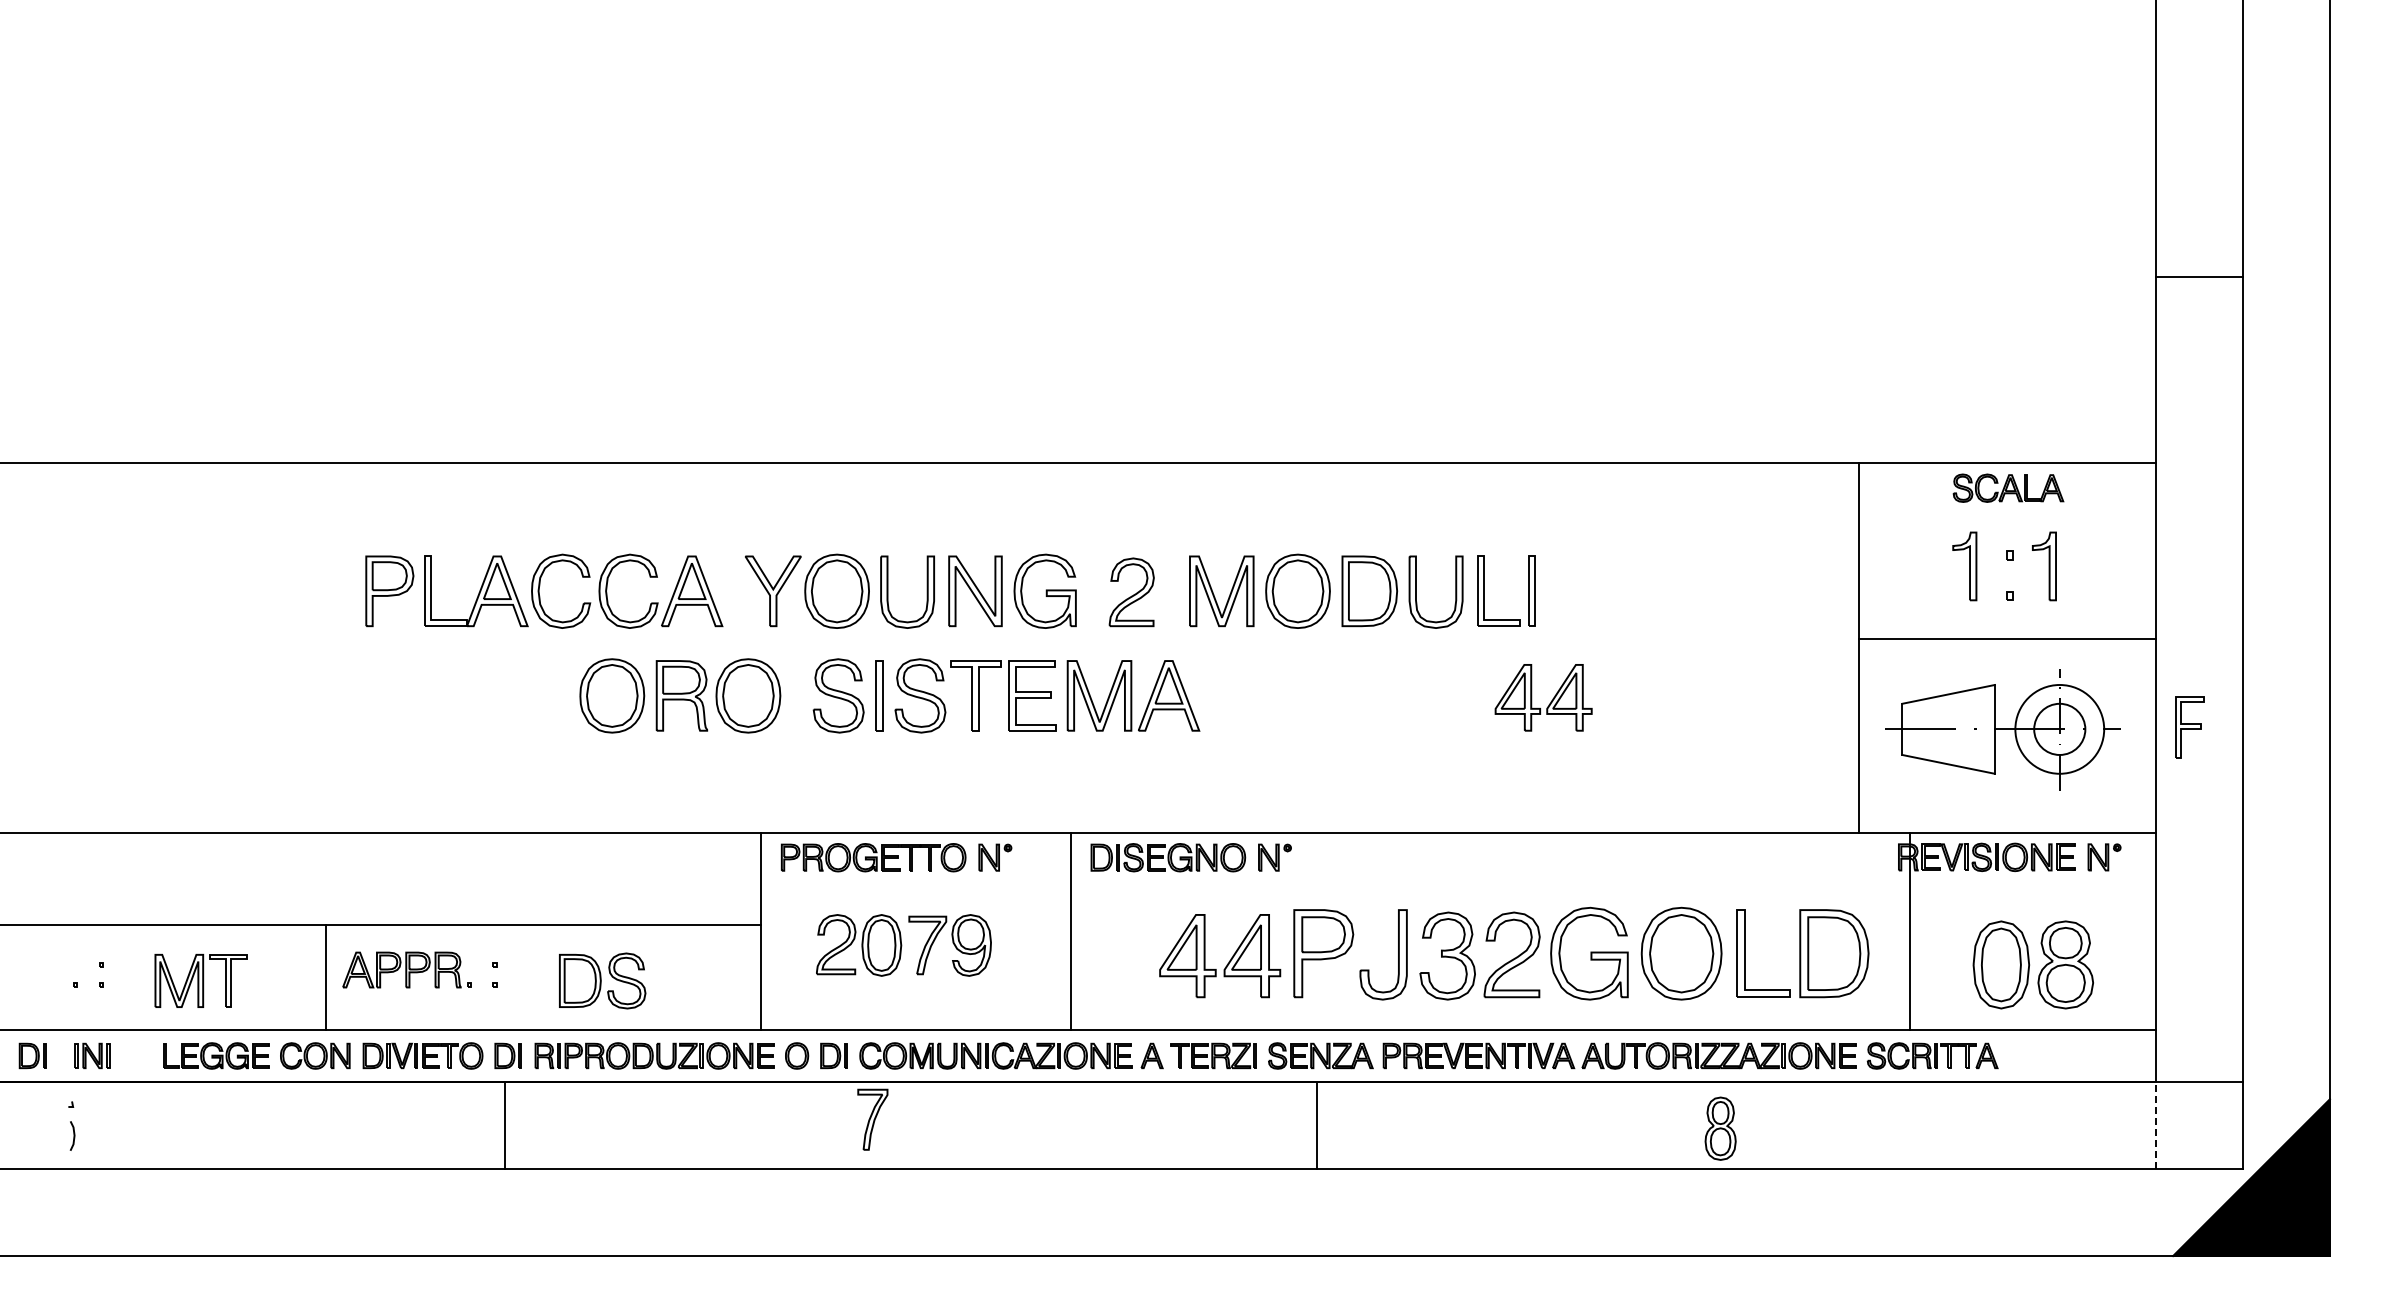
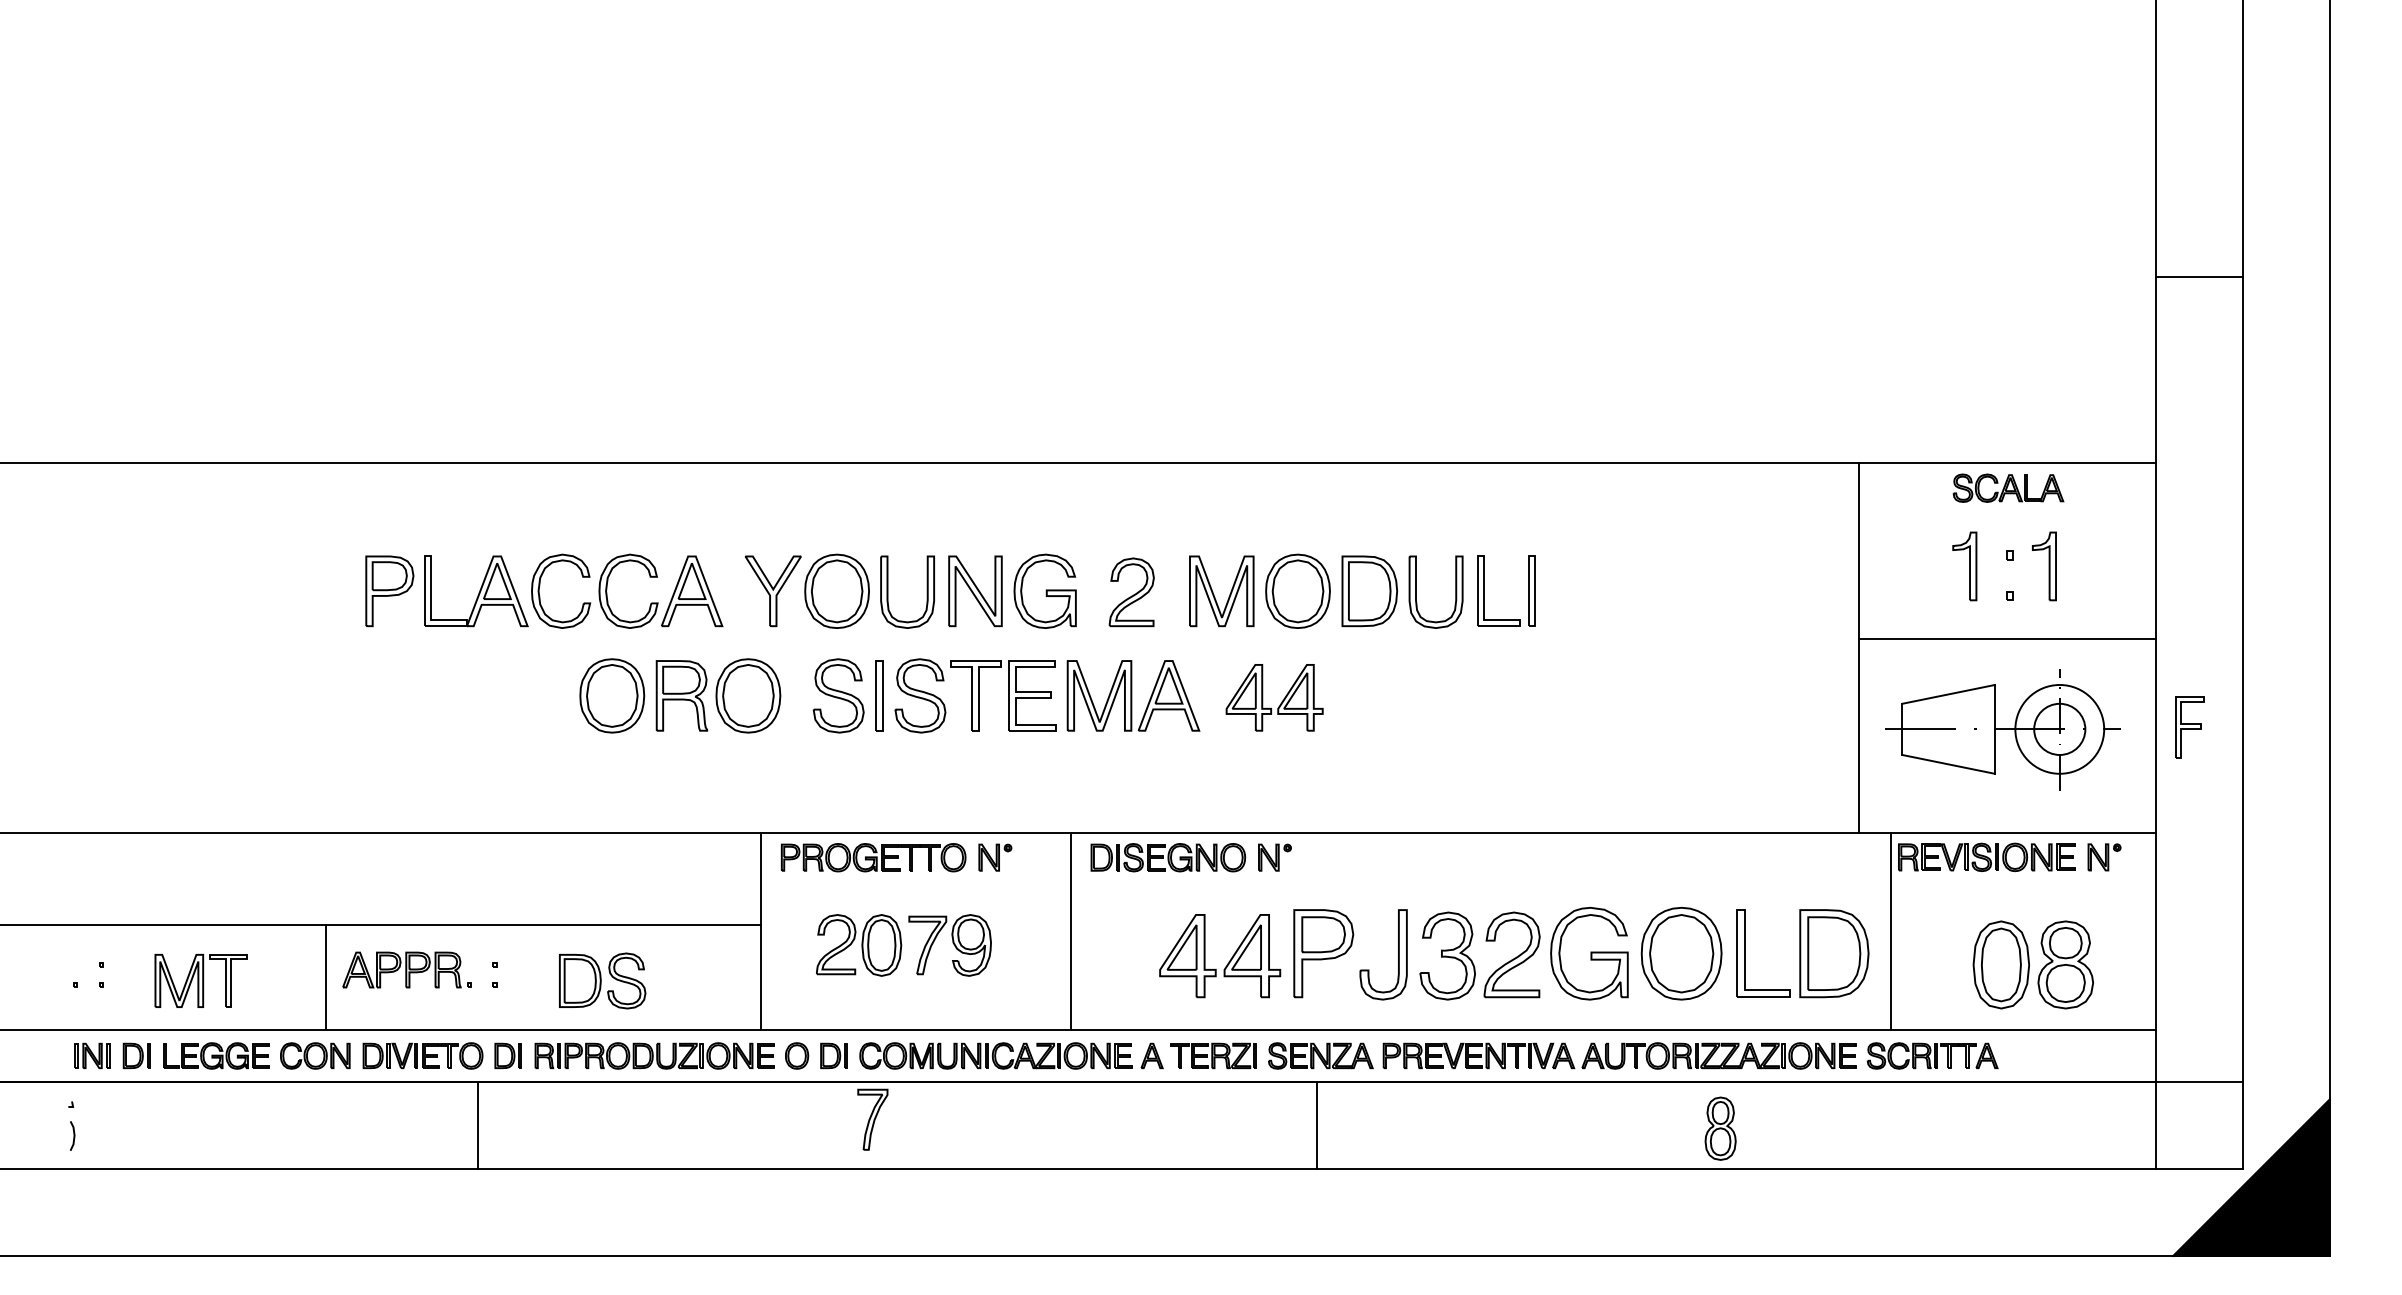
part position: (1550, 701) -> (1281, 701) (1281, 701)
line position: (1909, 930) -> (1890, 930) (1890, 930)
part position: (32, 1055) -> (136, 1055) (136, 1055)
line position: (505, 1124) -> (478, 1124) (478, 1124)
line: dashed -> solid (2155, 1125)
